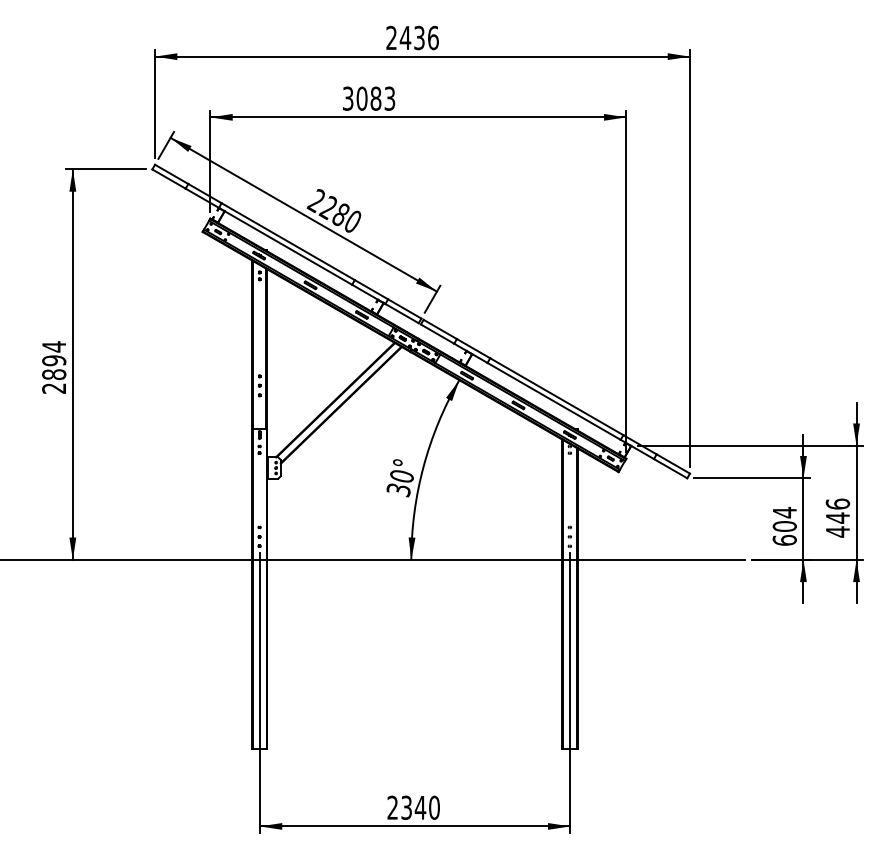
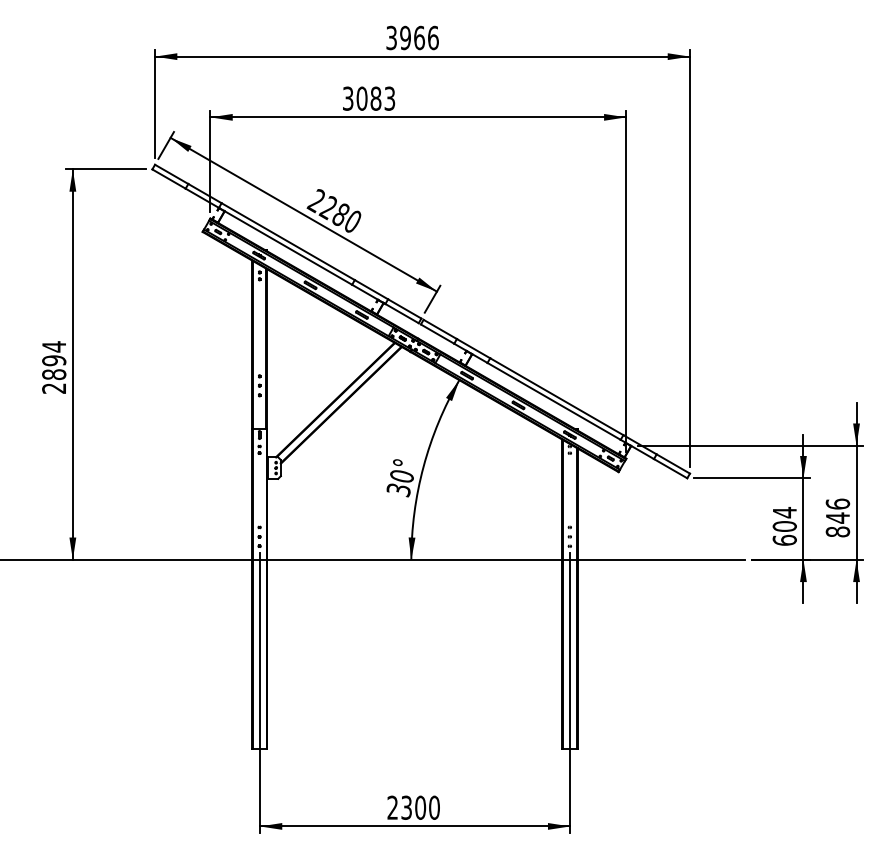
text: 2436 -> 3966 (405, 37)
text: 446 -> 846 (837, 531)
text: 2340 -> 2300 (420, 807)
